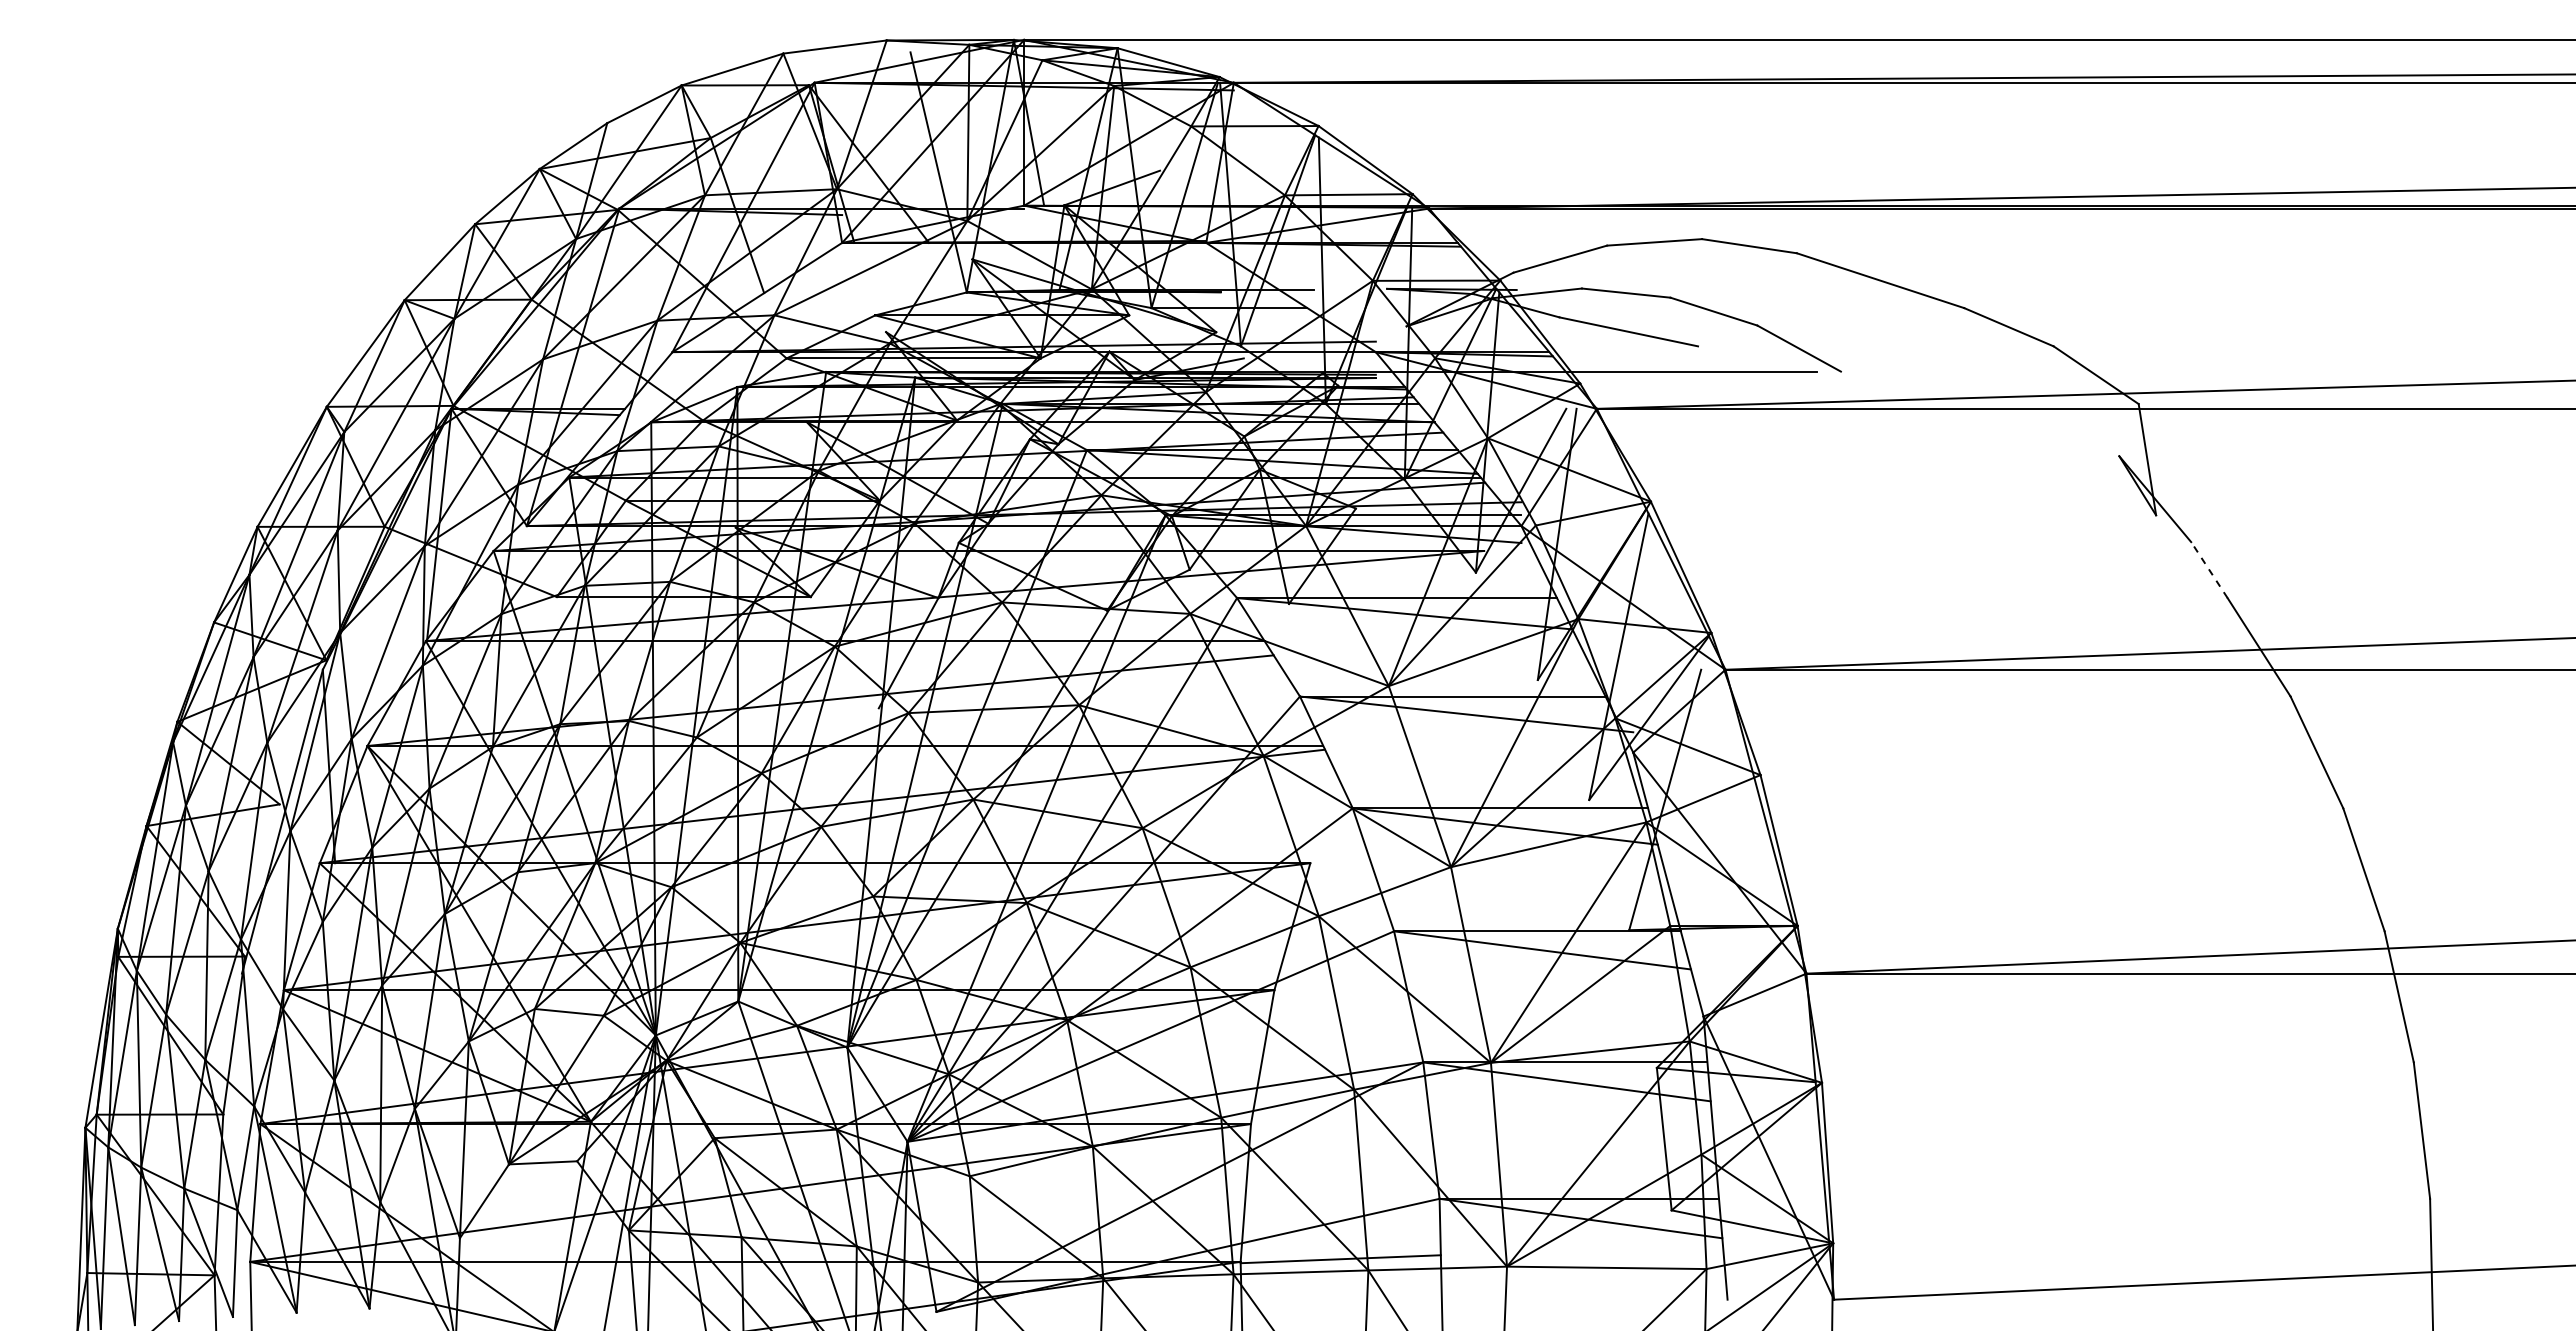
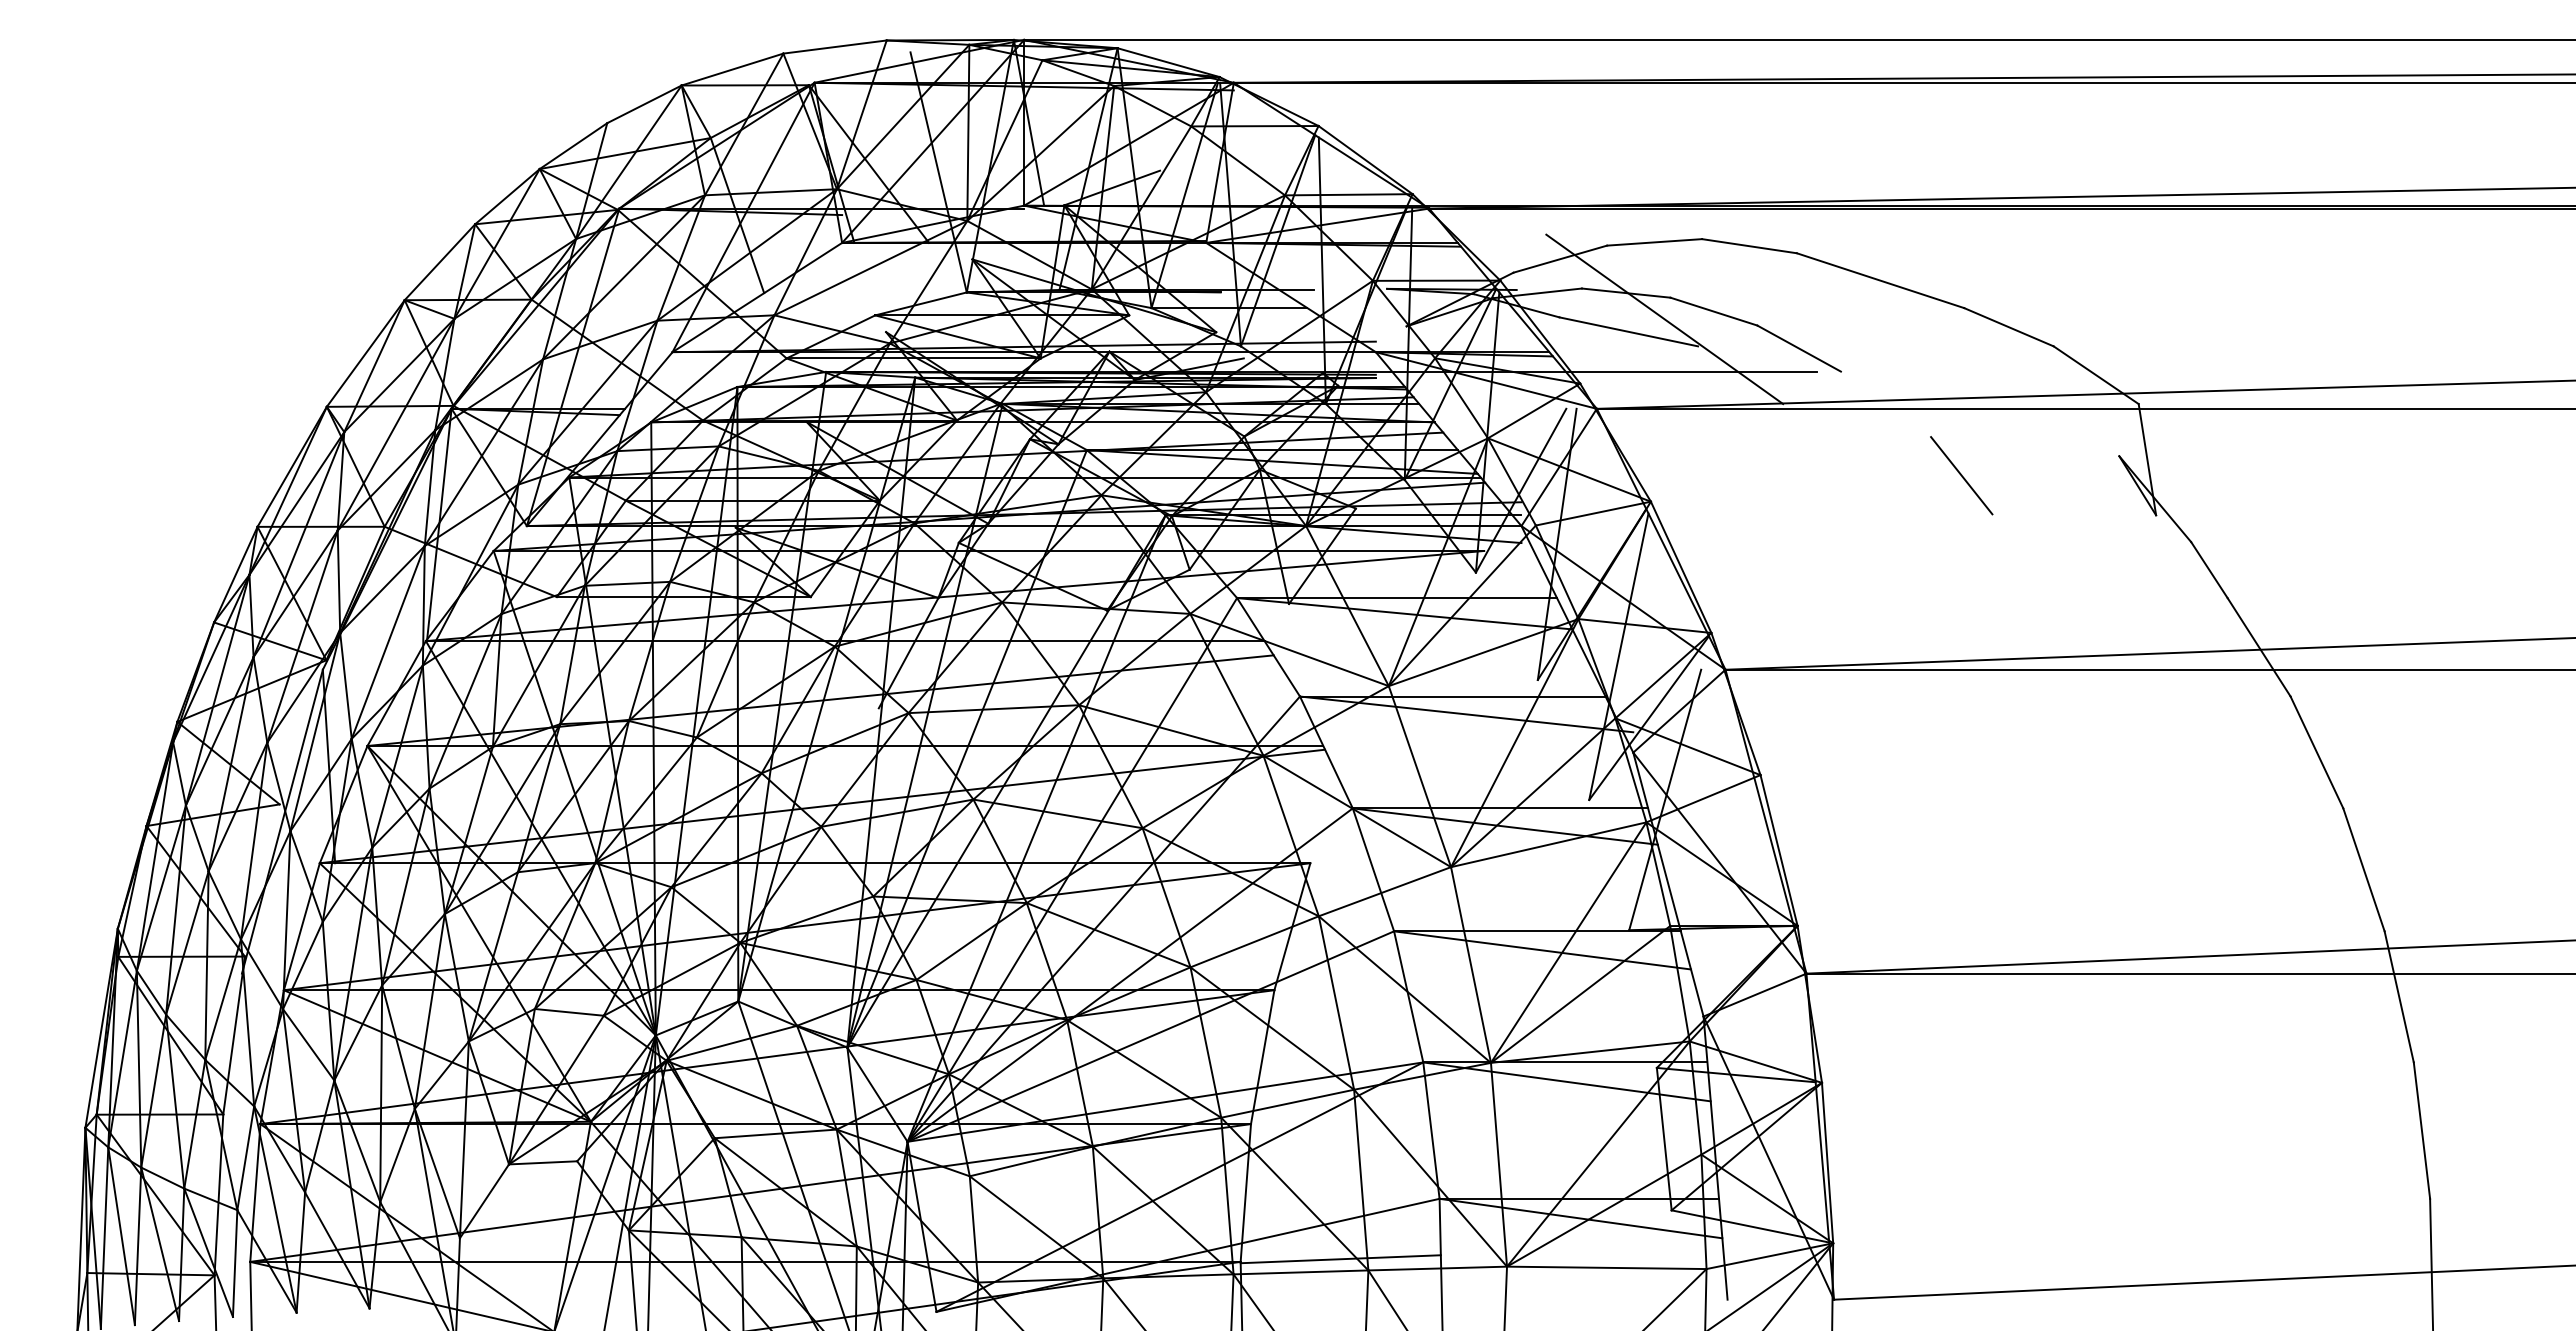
line: none -> present (1664, 319)
line: none -> present (1961, 475)
line: dashed -> solid (2209, 569)
